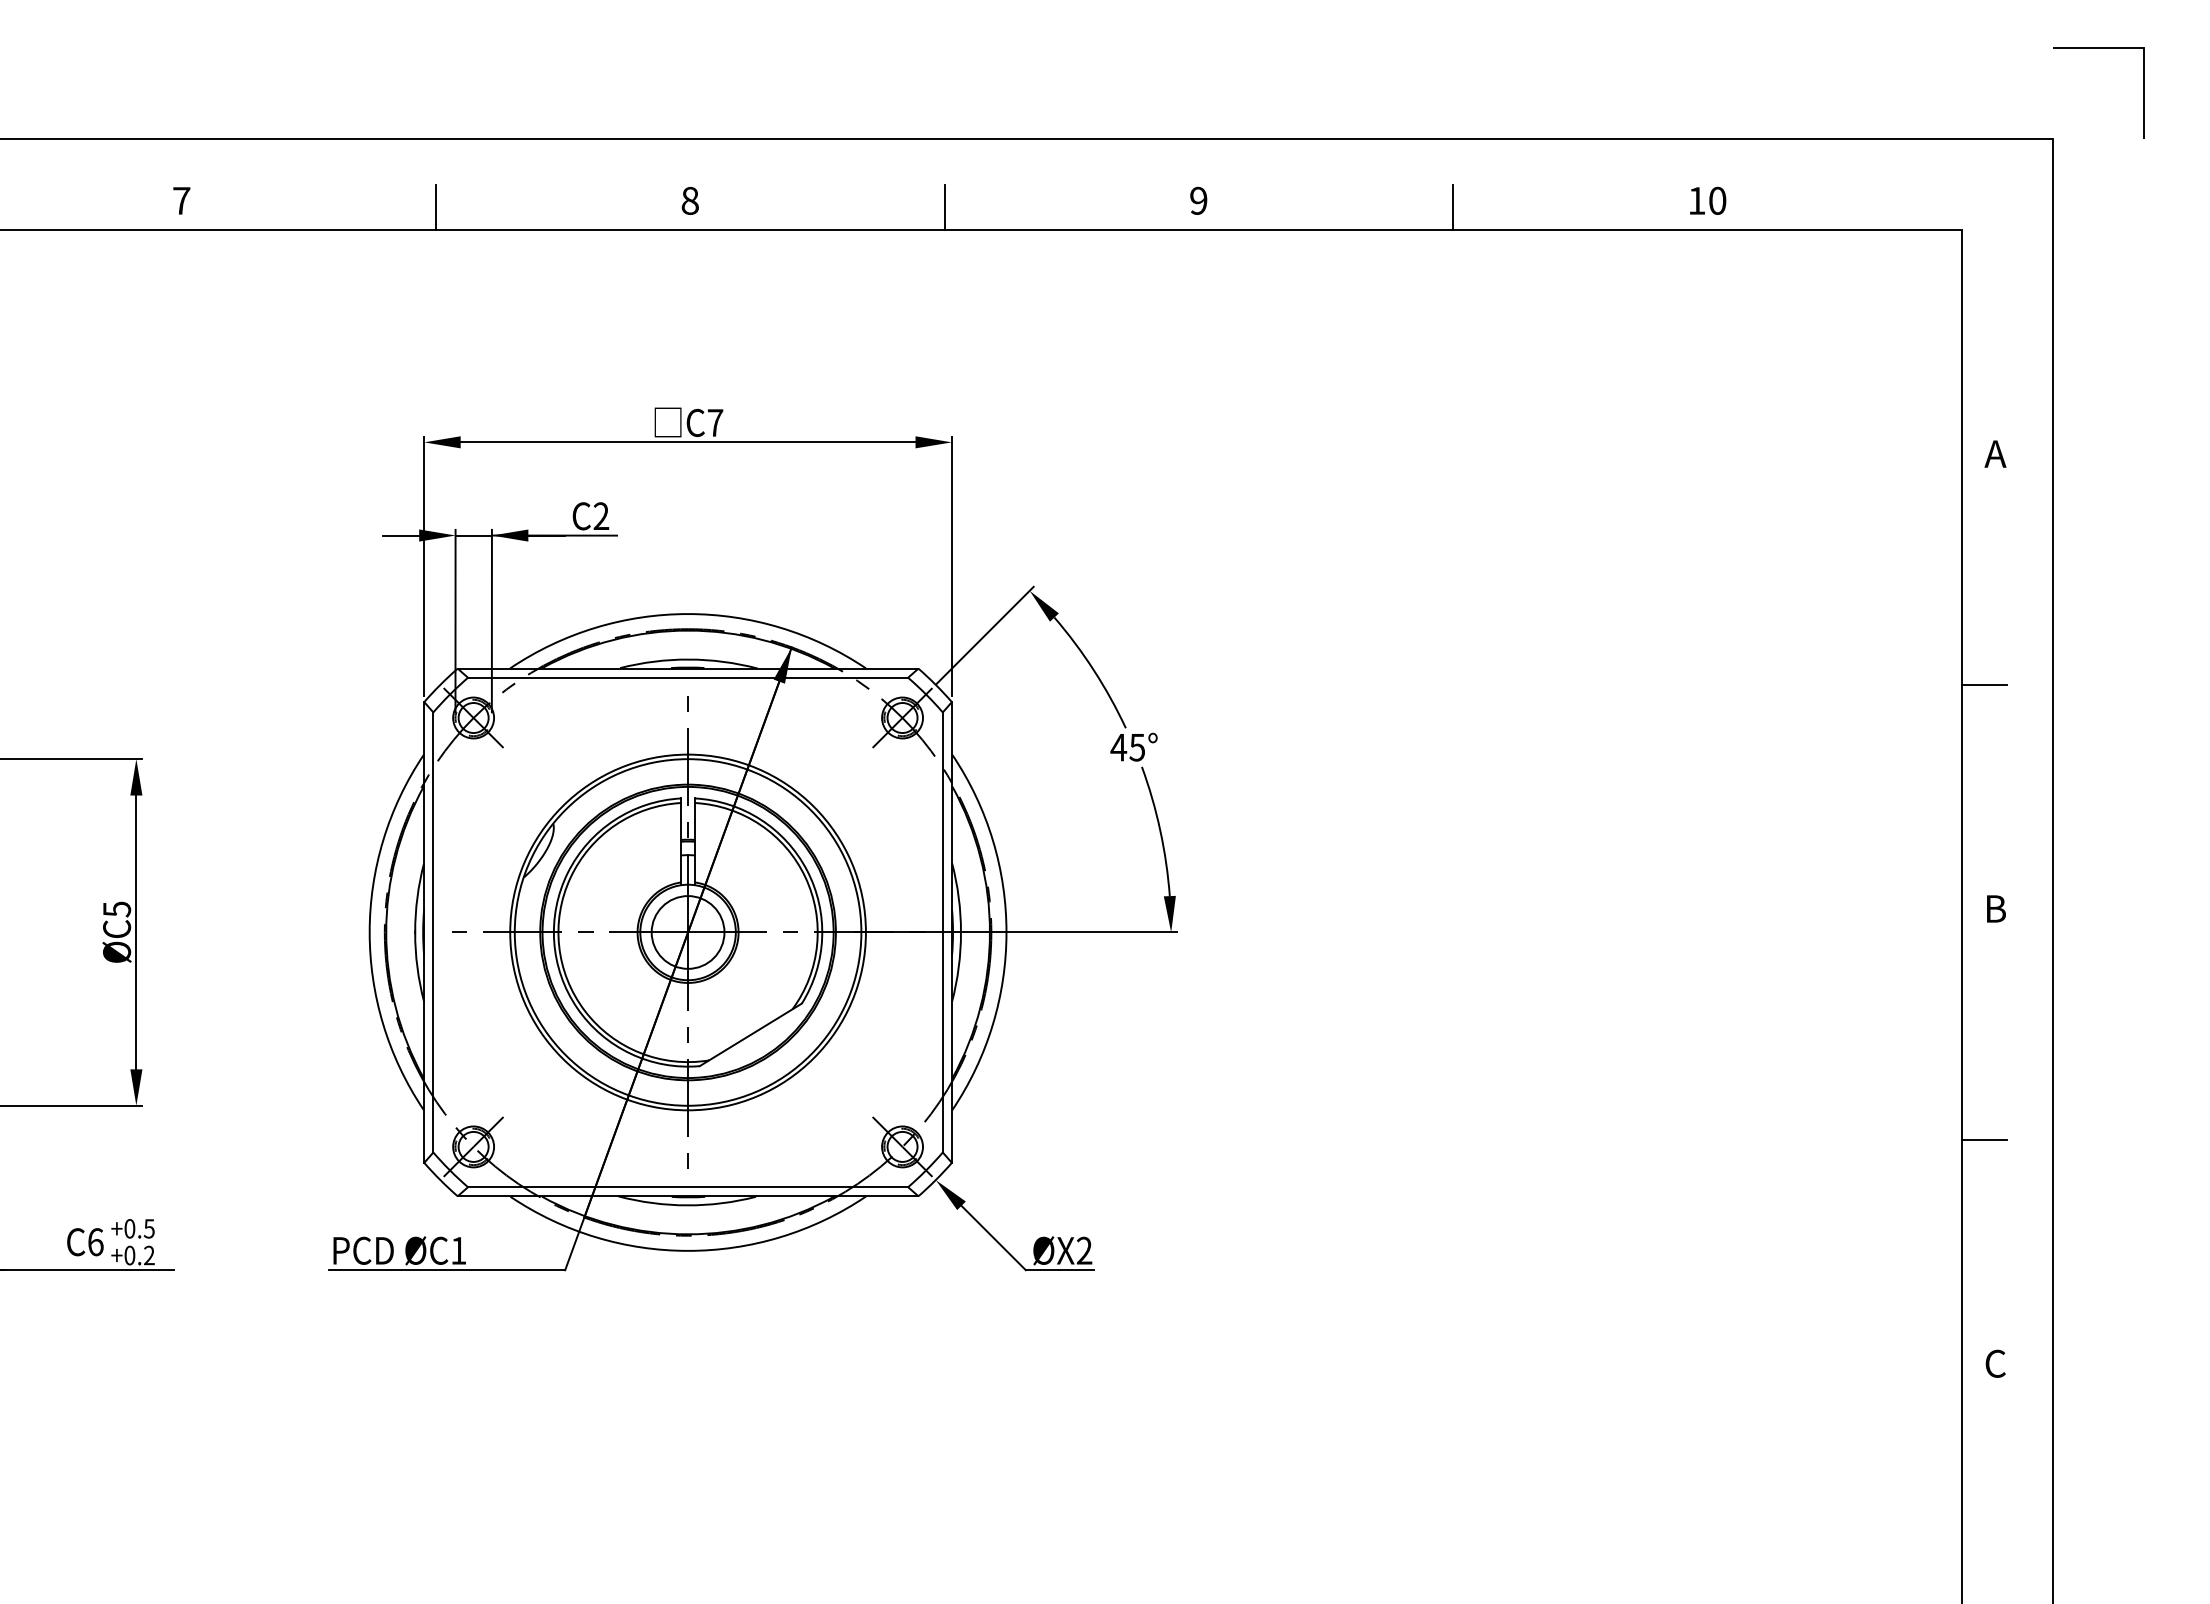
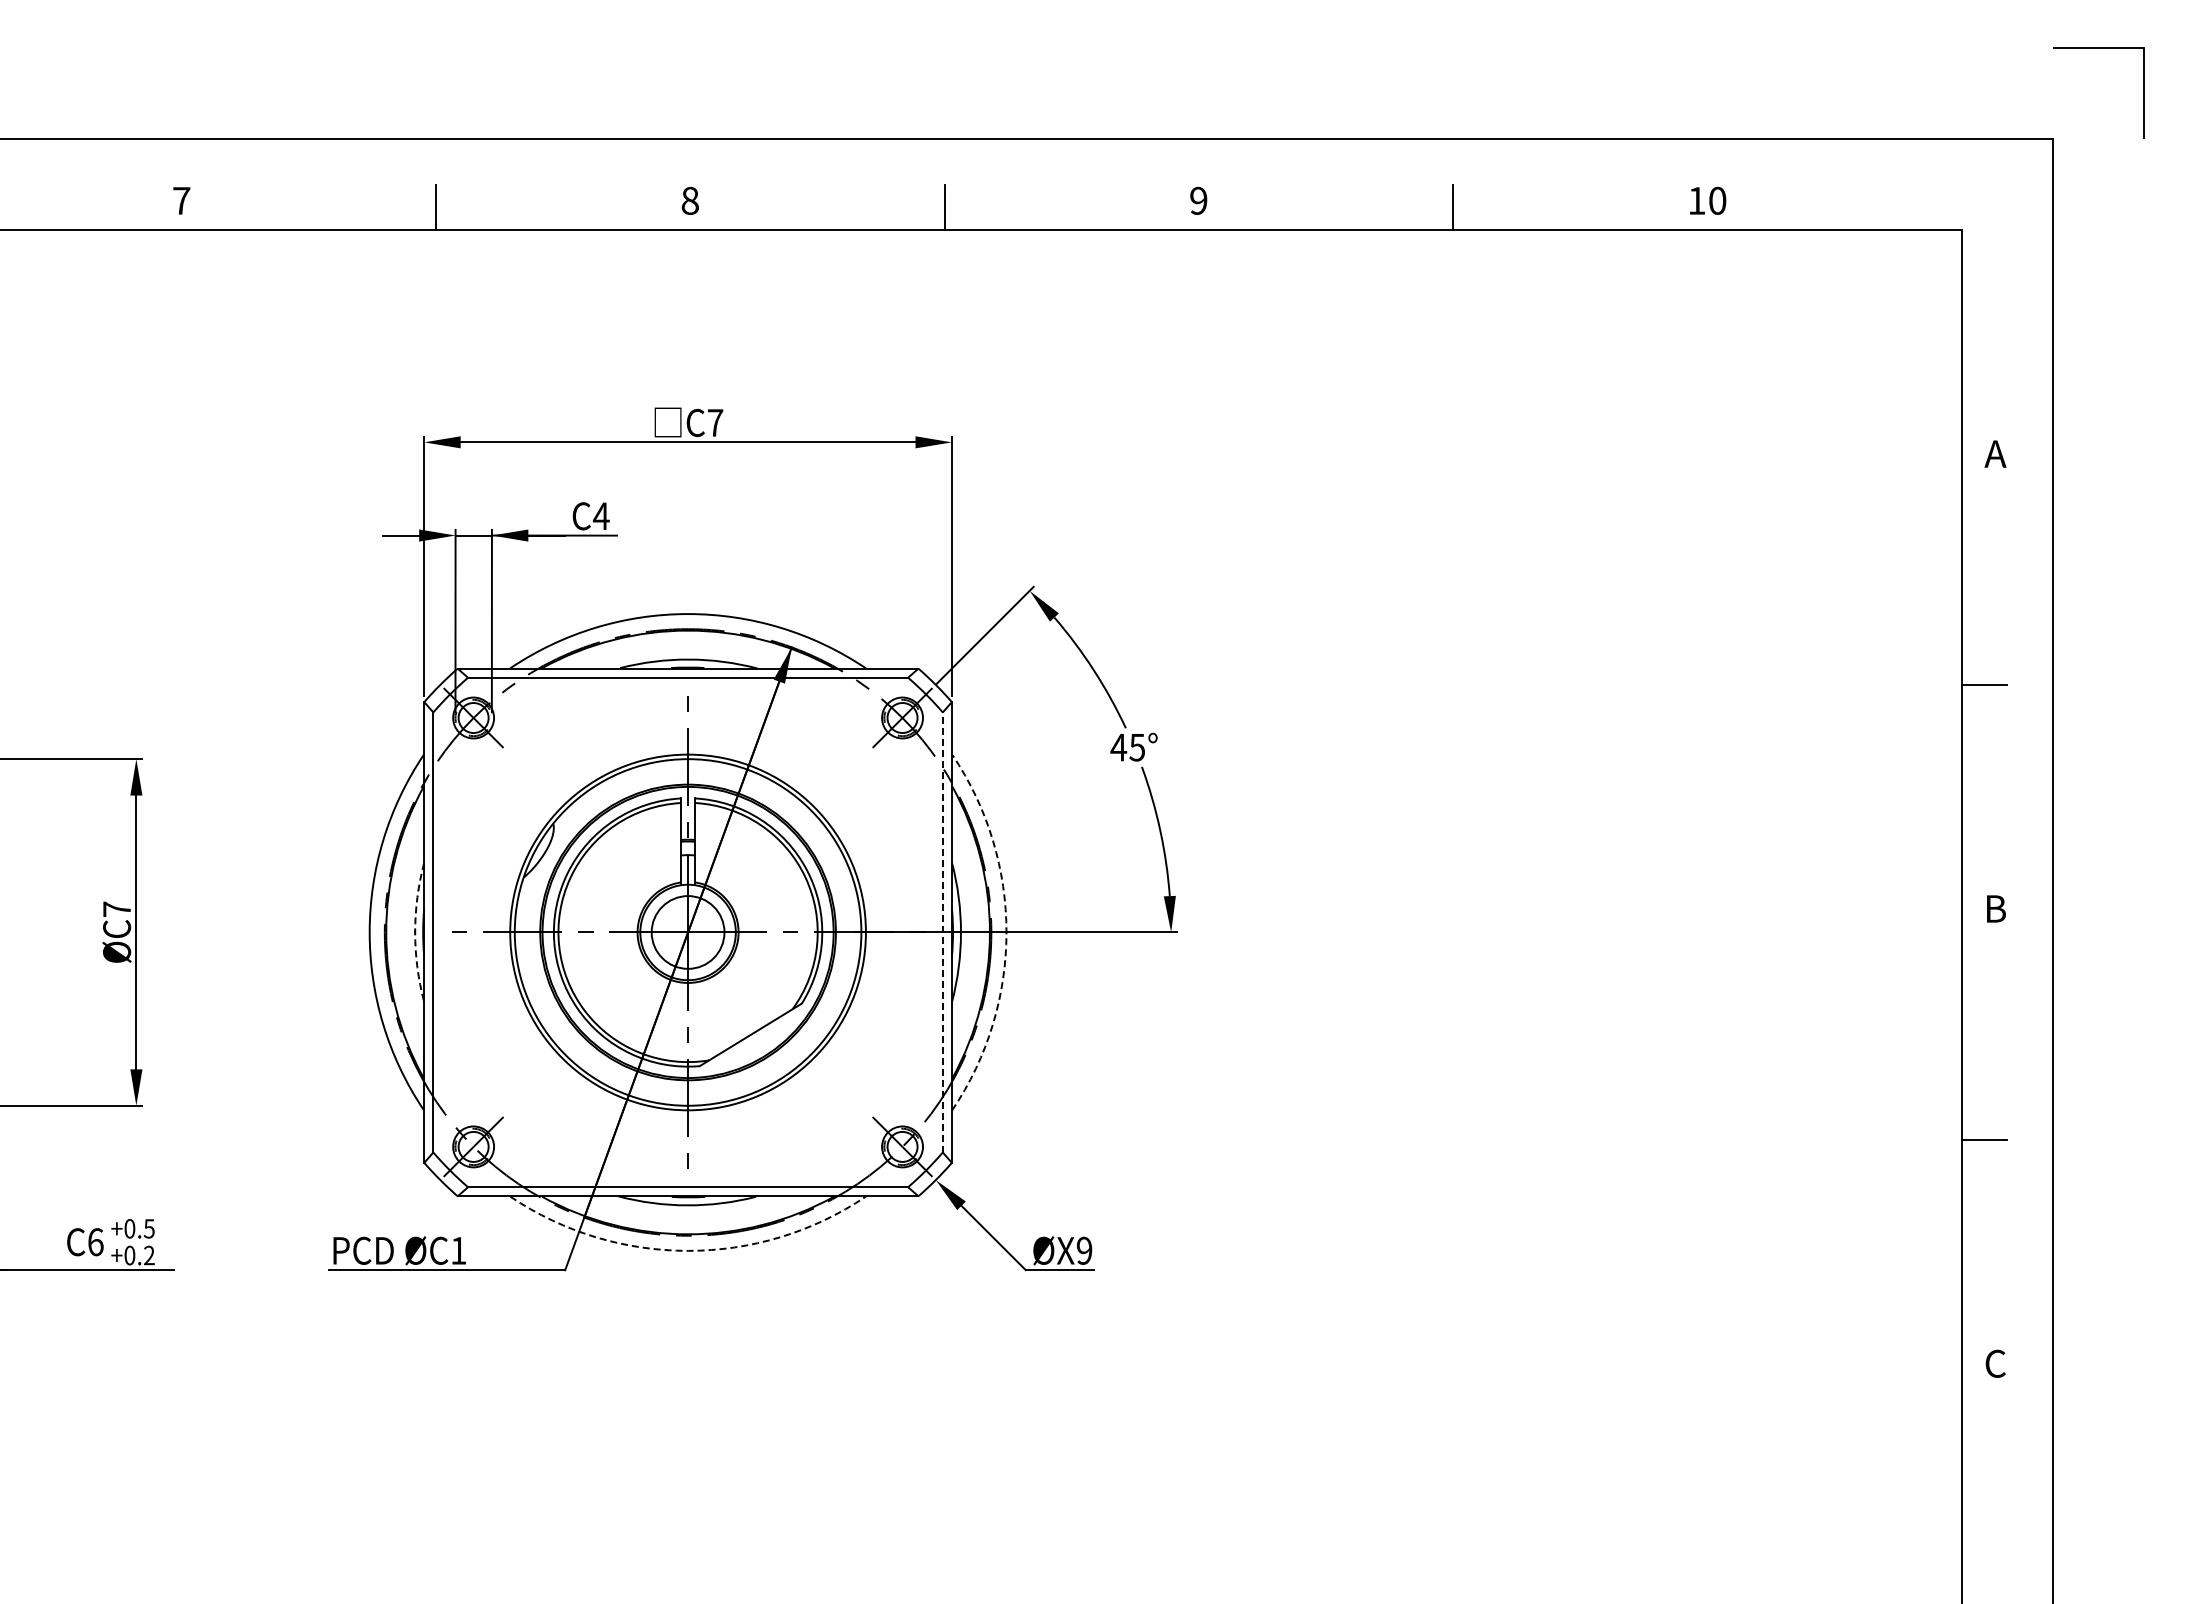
text: C2 -> C4 (601, 515)
text: ØC5 -> ØC7 (117, 909)
line: solid -> dashed (942, 931)
arc: solid -> dashed (415, 932)
arc: solid -> dashed (1006, 932)
arc: solid -> dashed (688, 1250)
text: ØX2 -> ØX9 (1084, 1250)
